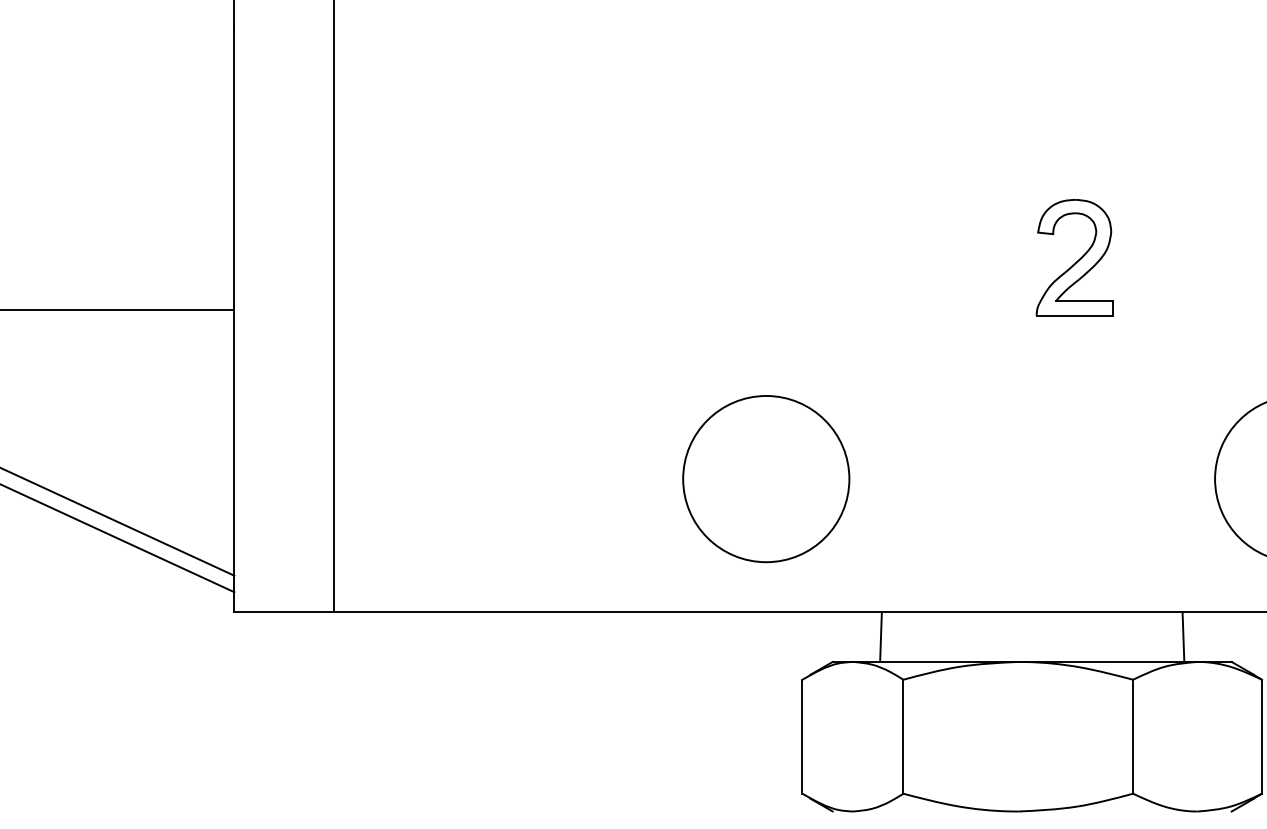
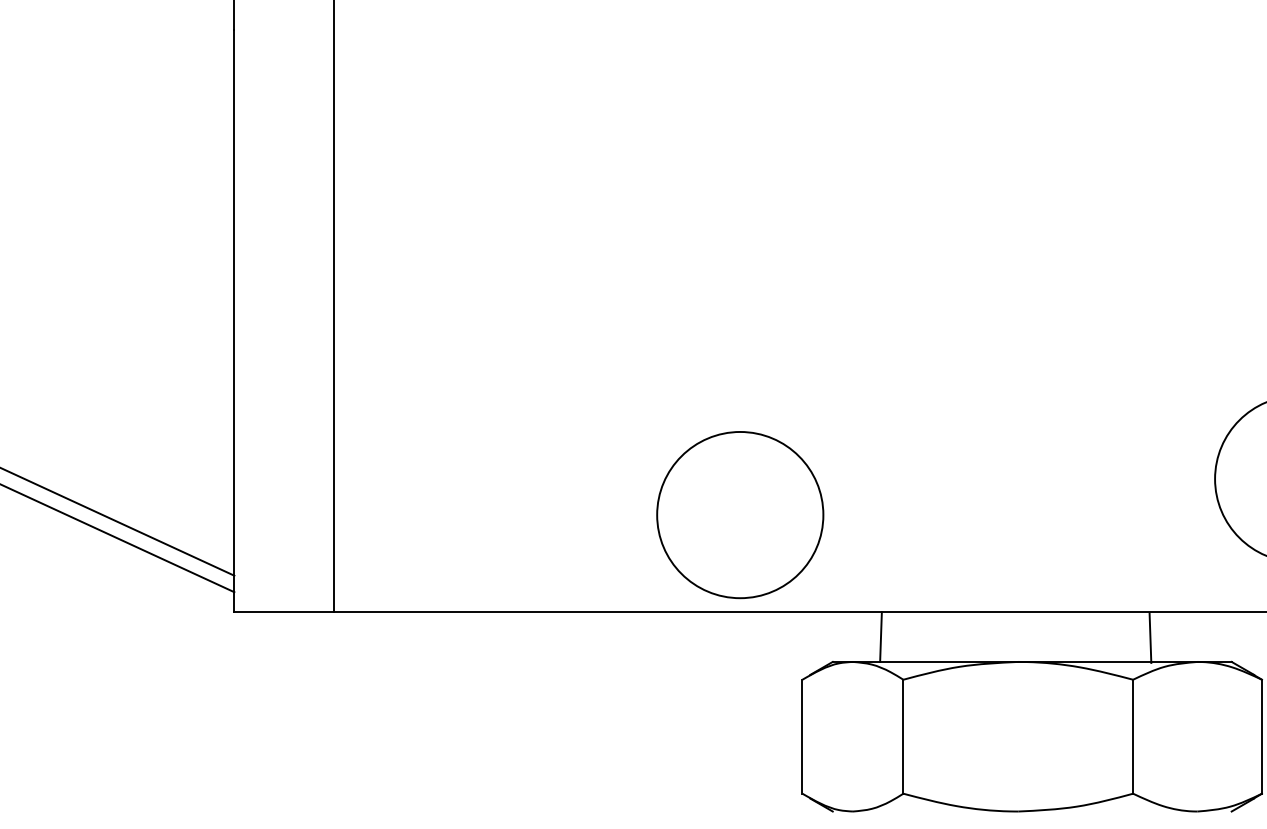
part: present -> none (1074, 257)
line: present -> none (118, 310)
circle position: (766, 479) -> (740, 515) (740, 515)
line position: (1183, 636) -> (1150, 637) (1150, 637)
